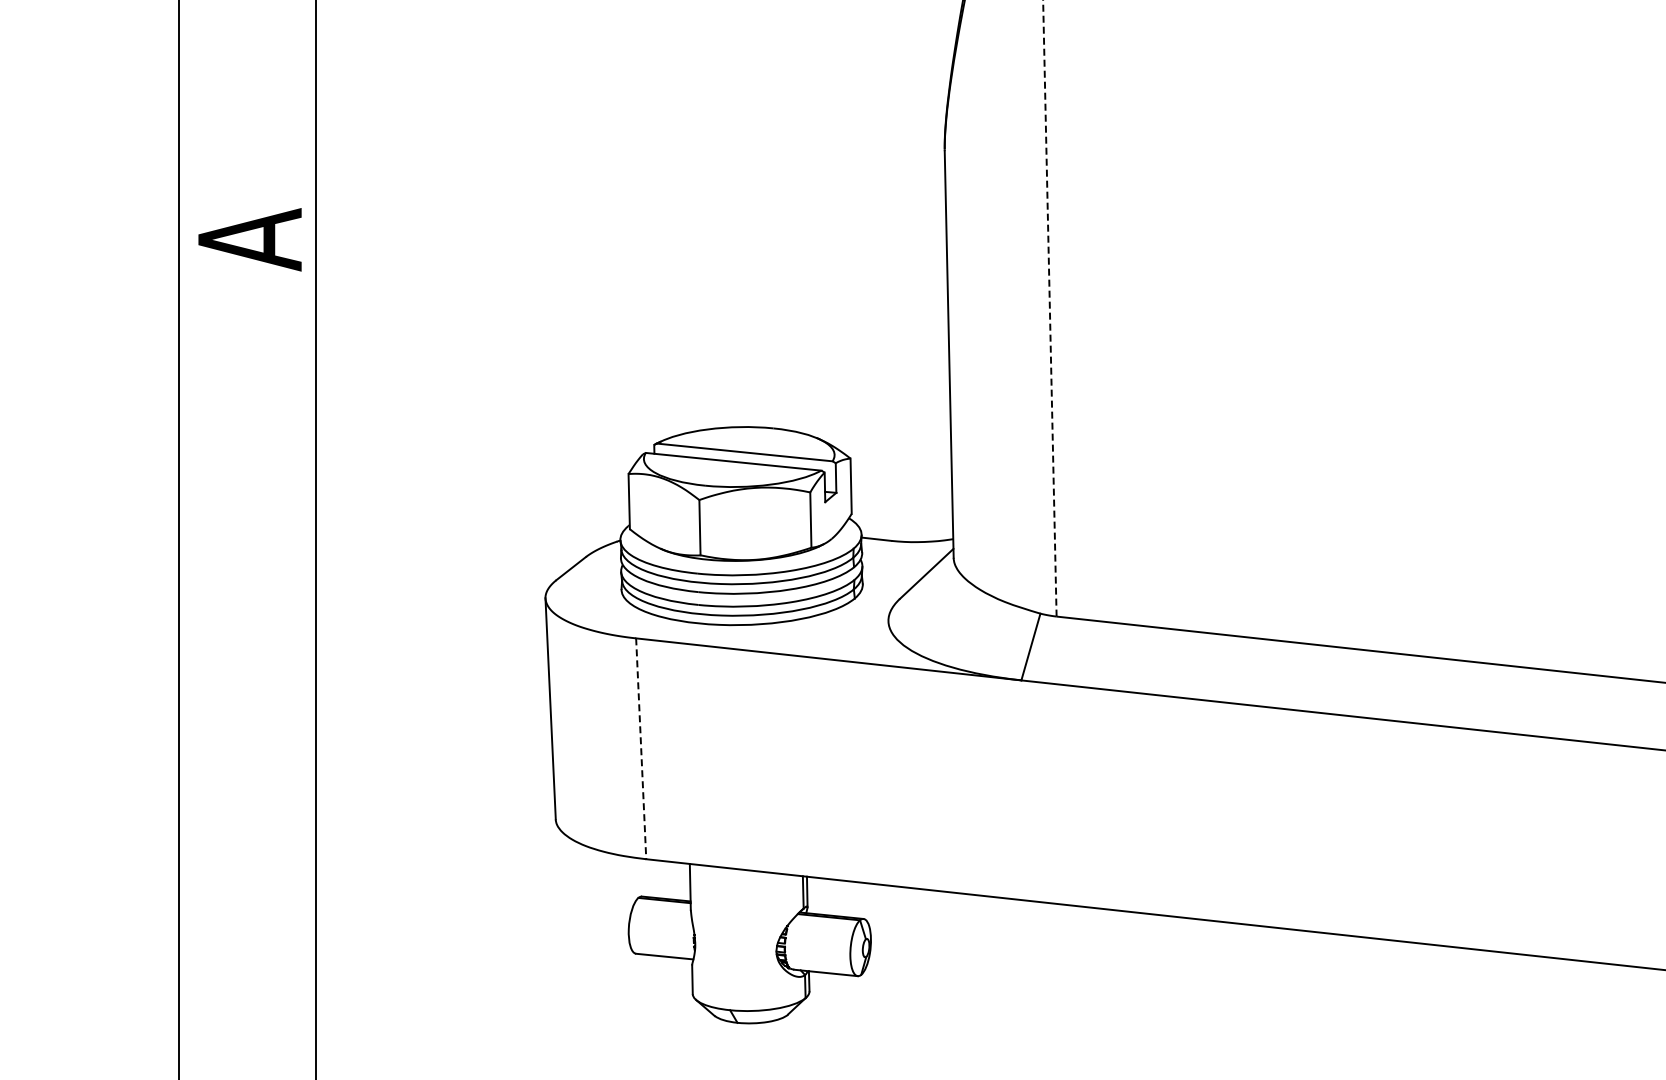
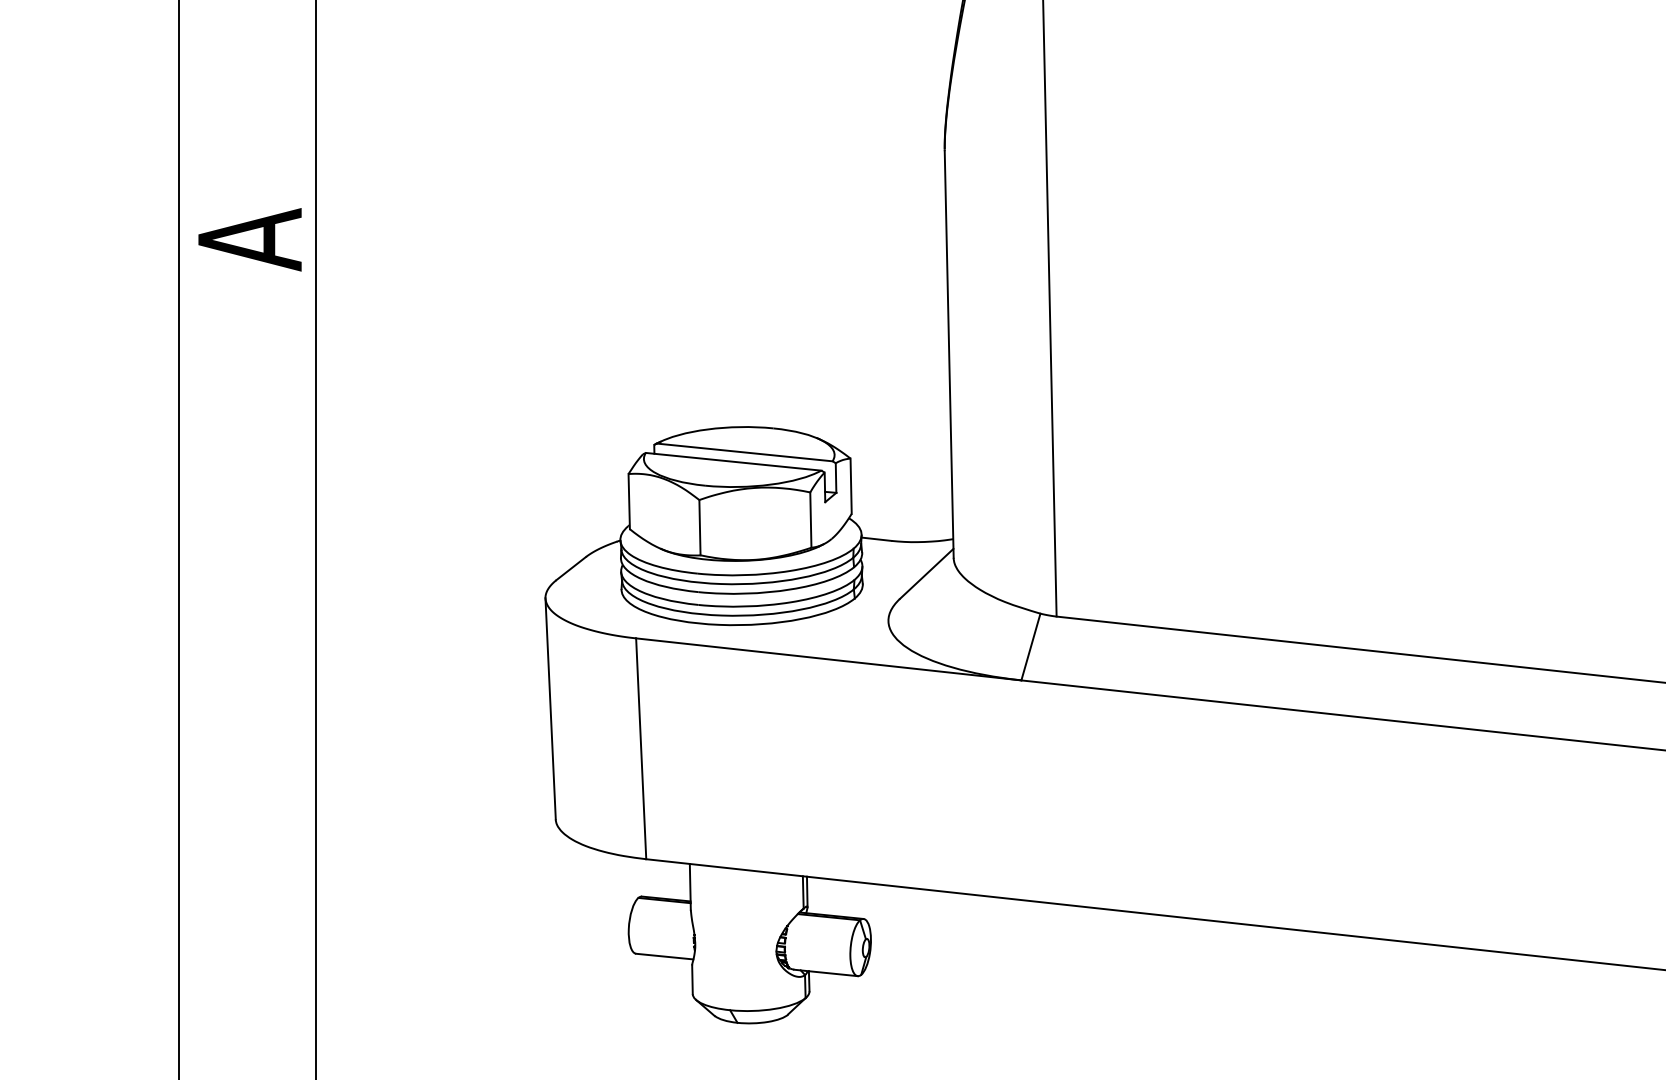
line: dashed -> solid (1049, 307)
line: dashed -> solid (641, 748)
